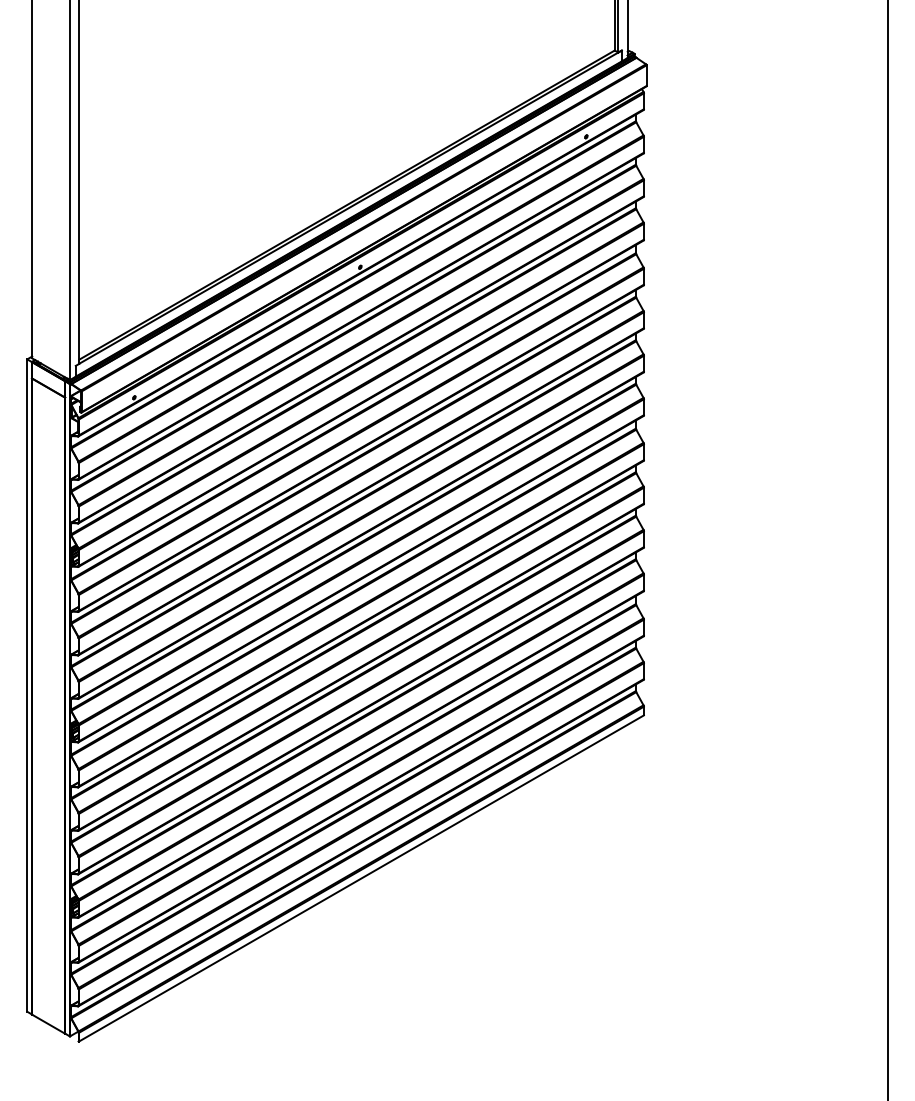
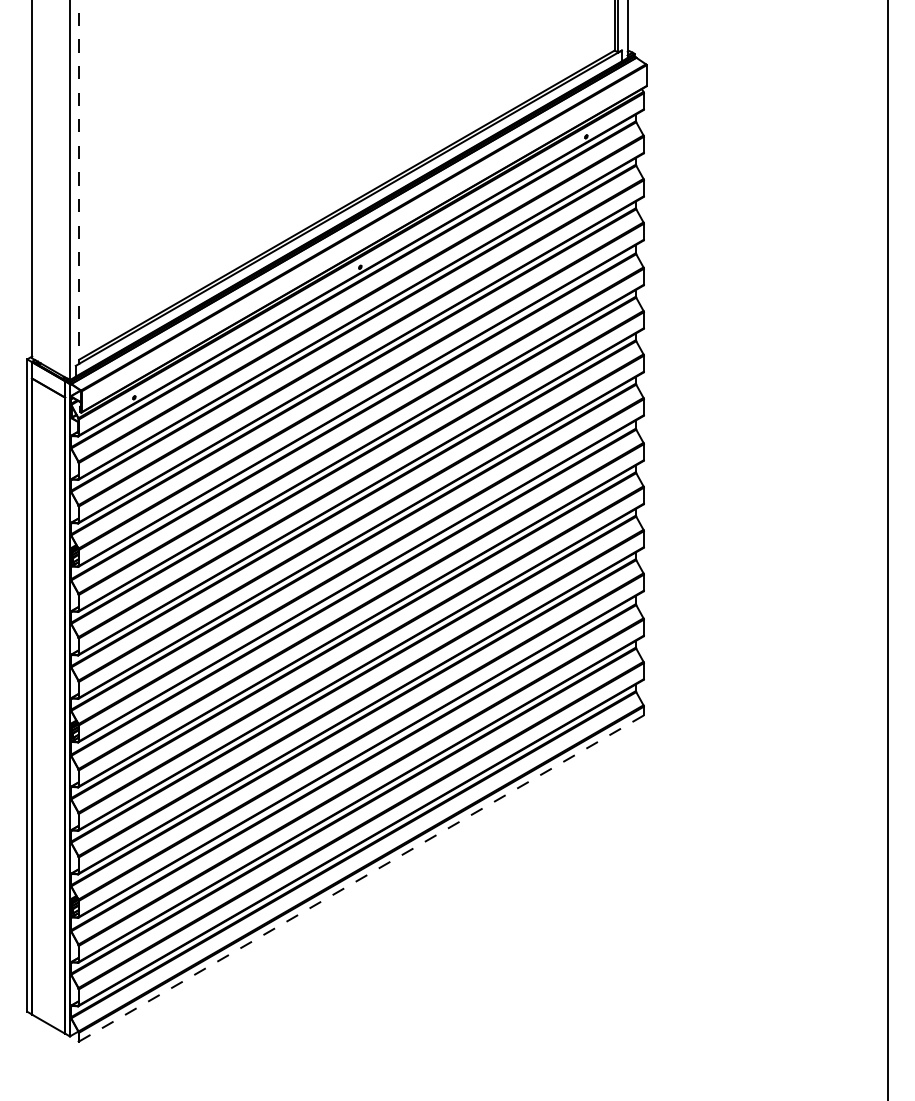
line: solid -> dashed (79, 182)
line: solid -> dashed (361, 878)
